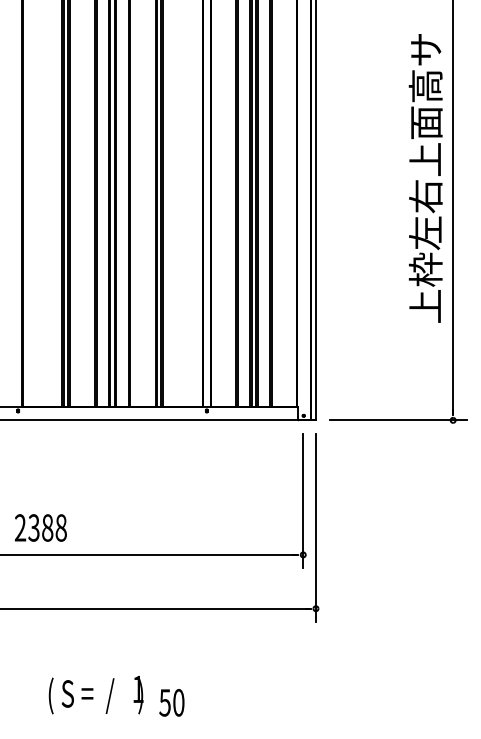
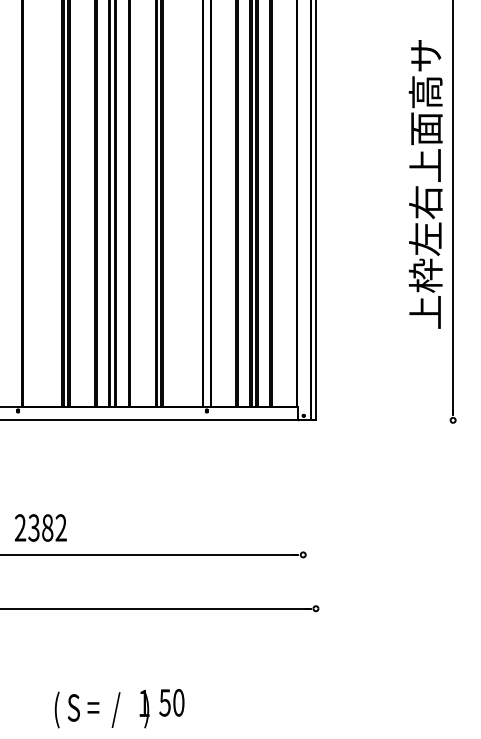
text position: (425, 178) -> (425, 184) (425, 184)
line: present -> none (397, 420)
line: present -> none (303, 500)
text: 2388 -> 2382 (60, 527)
line: present -> none (315, 527)
text position: (95, 695) -> (101, 709) (101, 709)
